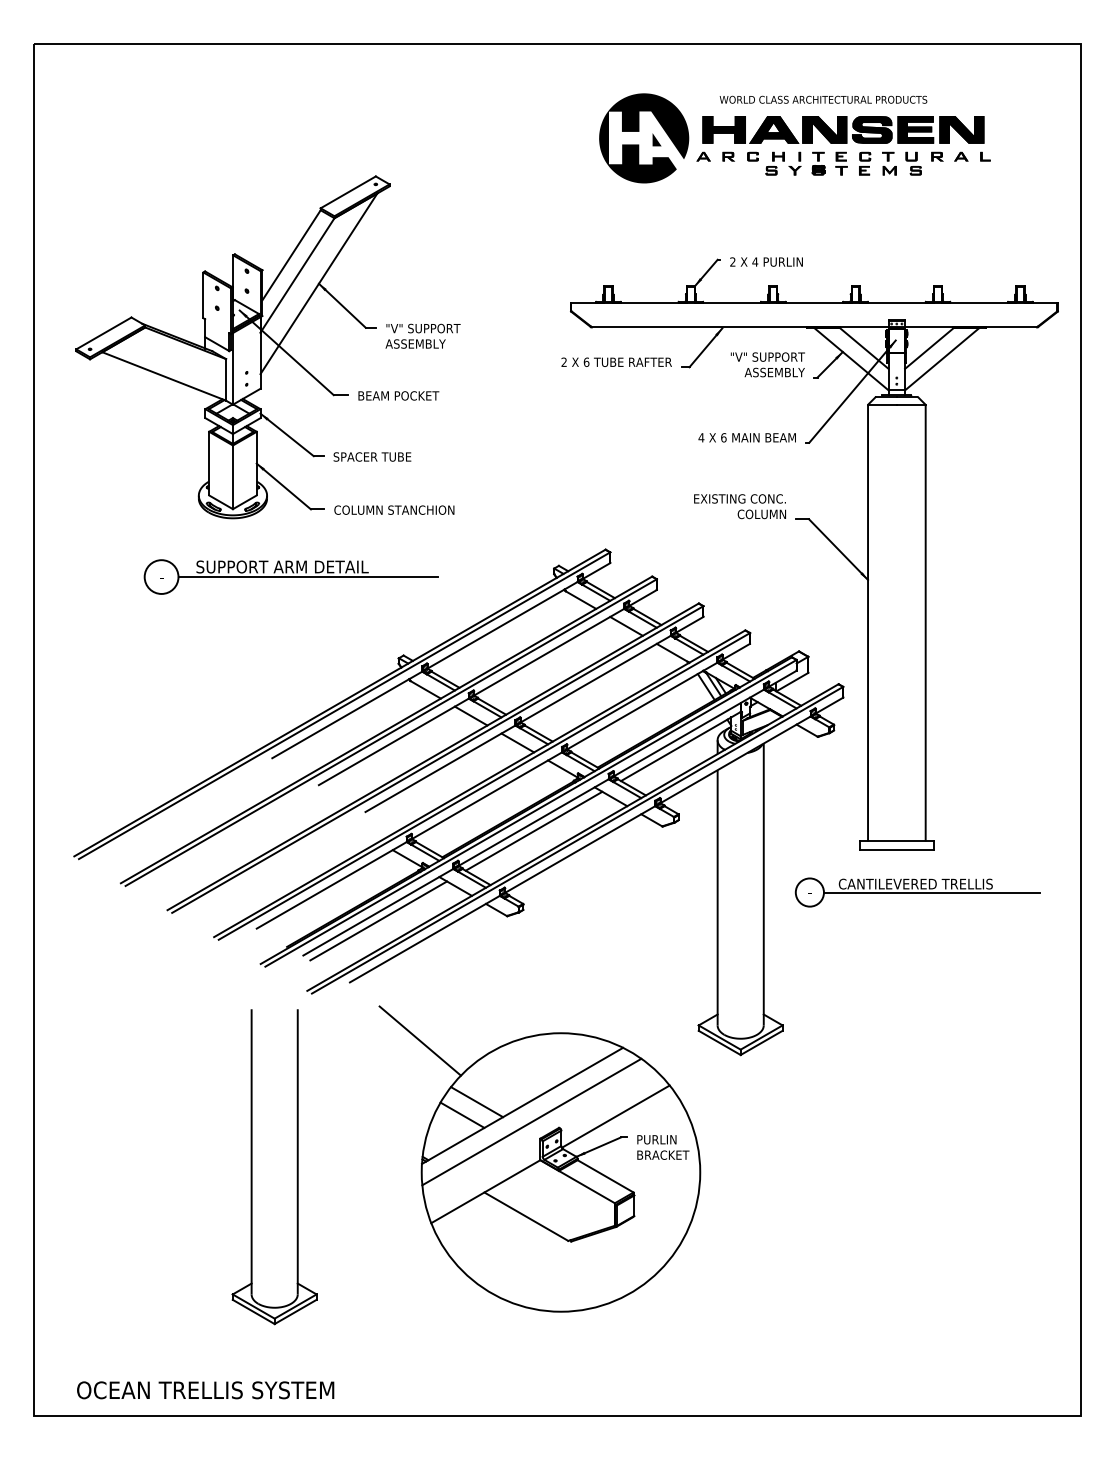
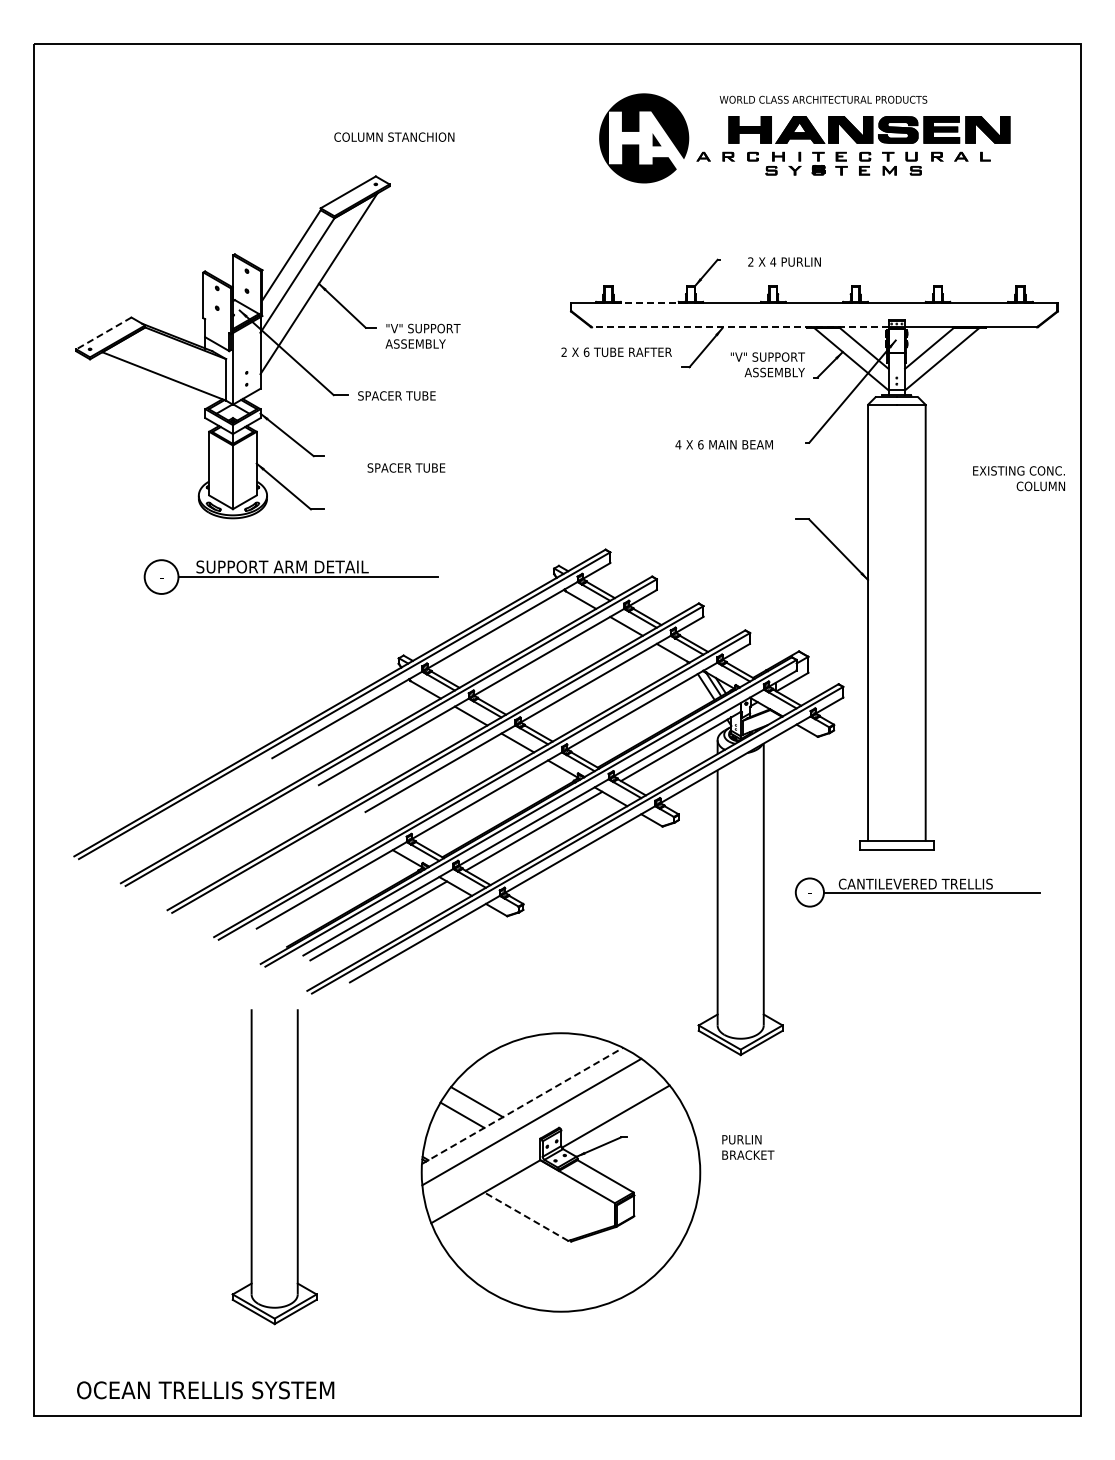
part position: (843, 129) -> (869, 129) (869, 129)
text position: (766, 261) -> (784, 261) (784, 261)
line: solid -> dashed (649, 302)
line: solid -> dashed (739, 327)
line: solid -> dashed (103, 333)
text position: (616, 361) -> (616, 351) (616, 351)
text: BEAM POCKET -> SPACER TUBE (398, 395)
text position: (746, 437) -> (723, 444) (723, 444)
text position: (372, 456) -> (406, 467) (406, 467)
text position: (739, 506) -> (1018, 478) (1018, 478)
text position: (394, 509) -> (394, 136) (394, 136)
line: present -> none (419, 1040)
line: solid -> dashed (522, 1105)
text position: (663, 1147) -> (748, 1147) (748, 1147)
line: solid -> dashed (525, 1216)
